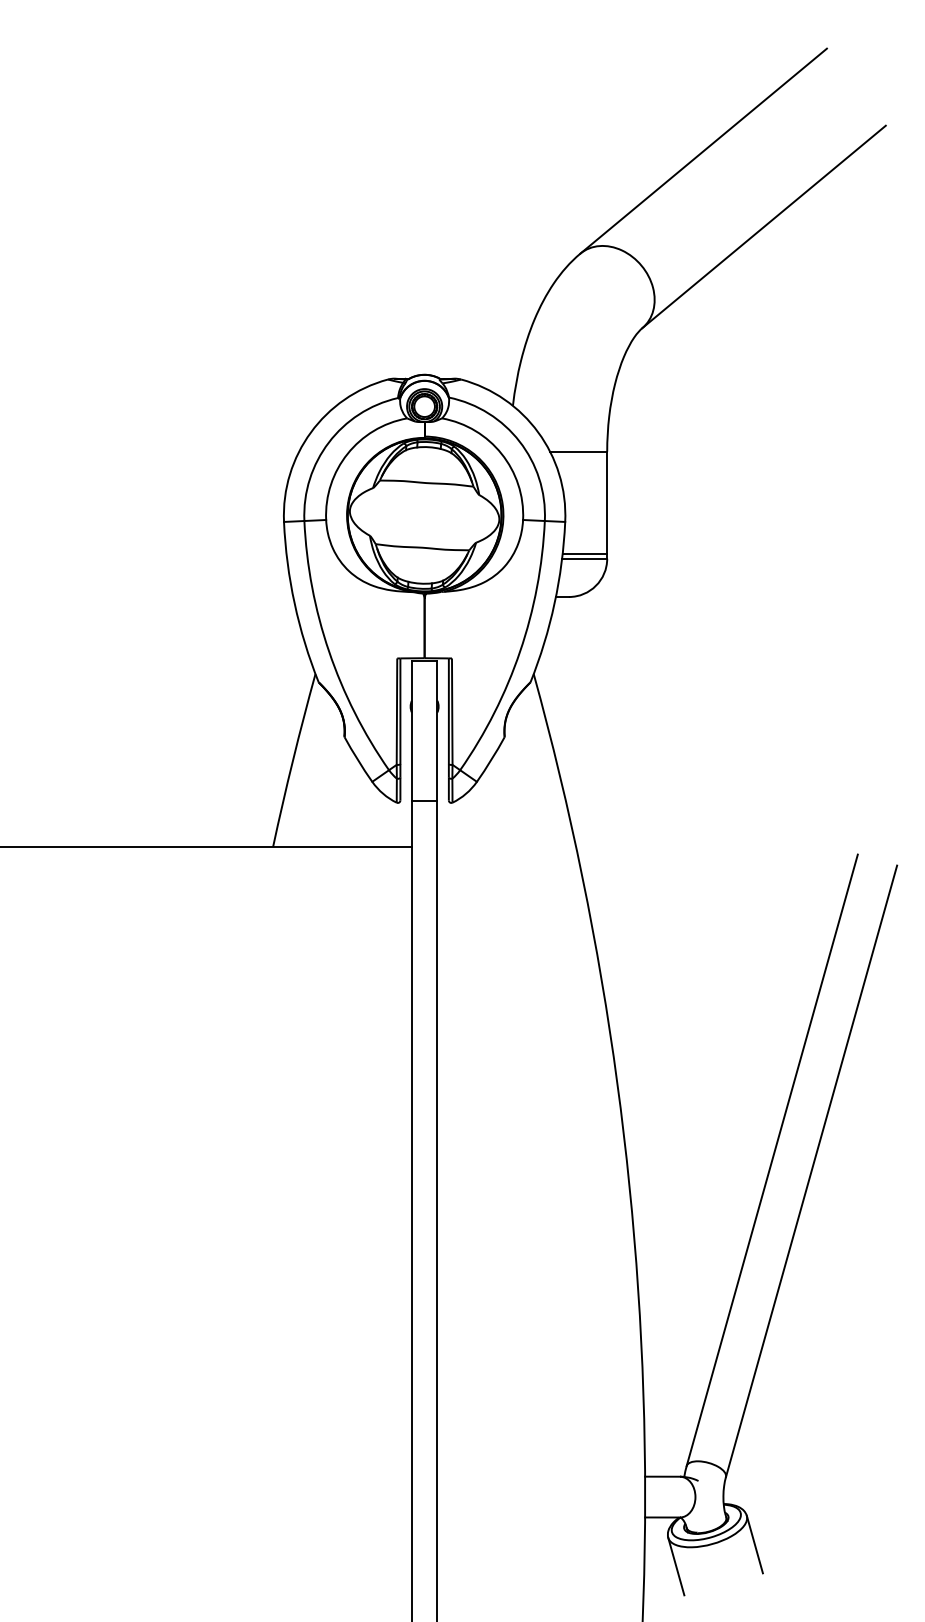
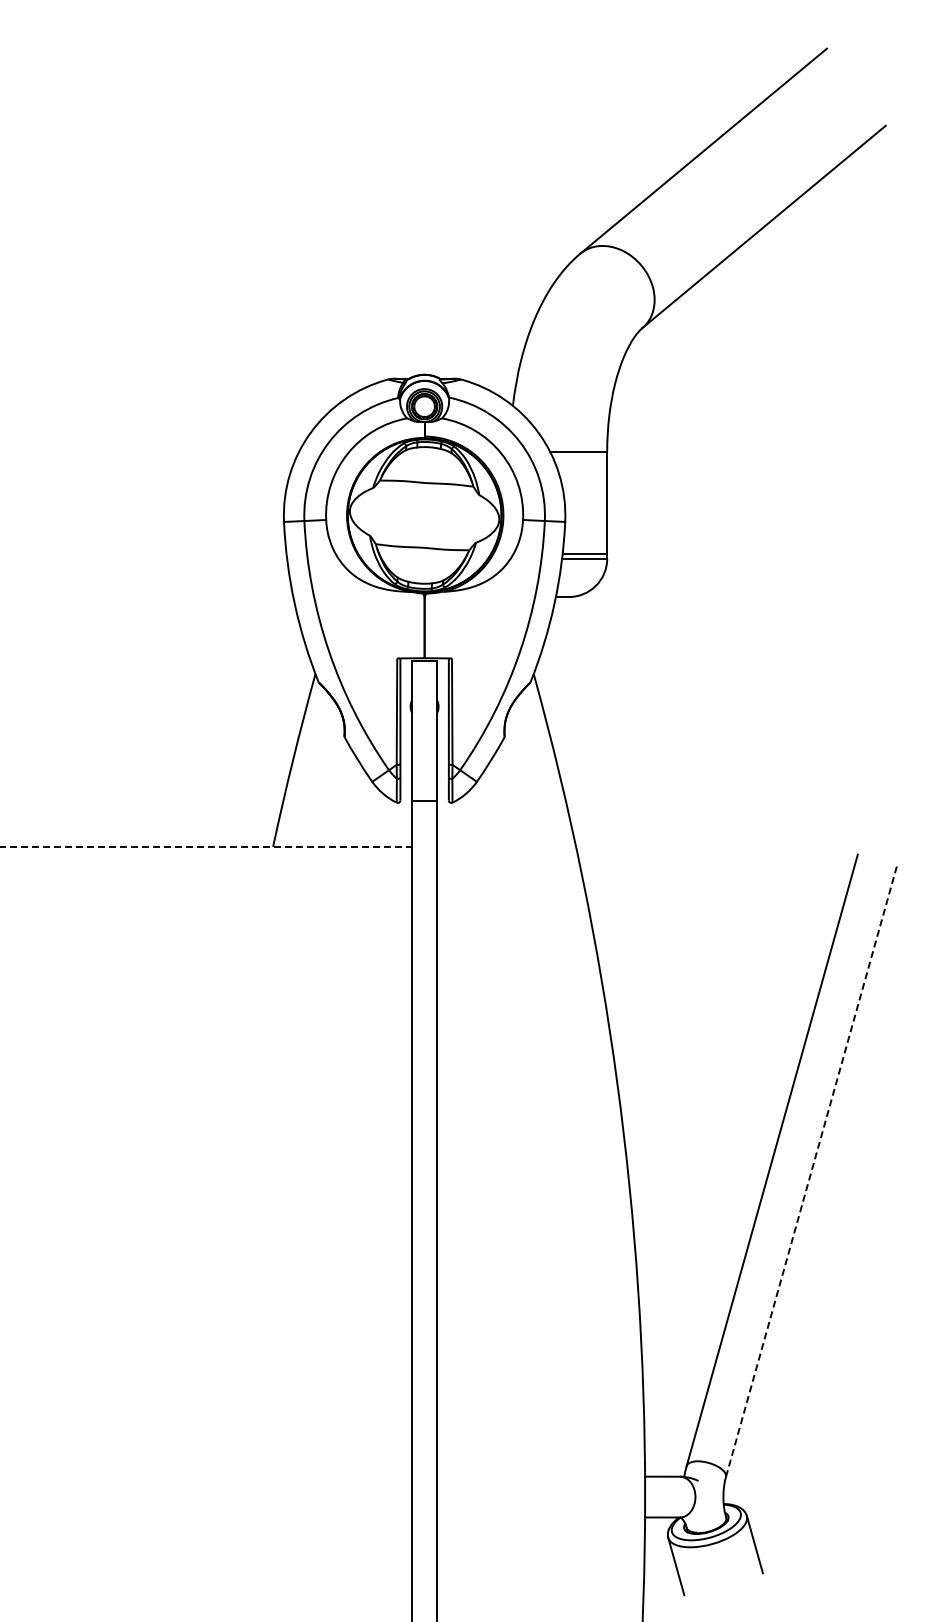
line: solid -> dashed (206, 846)
line: solid -> dashed (811, 1170)
